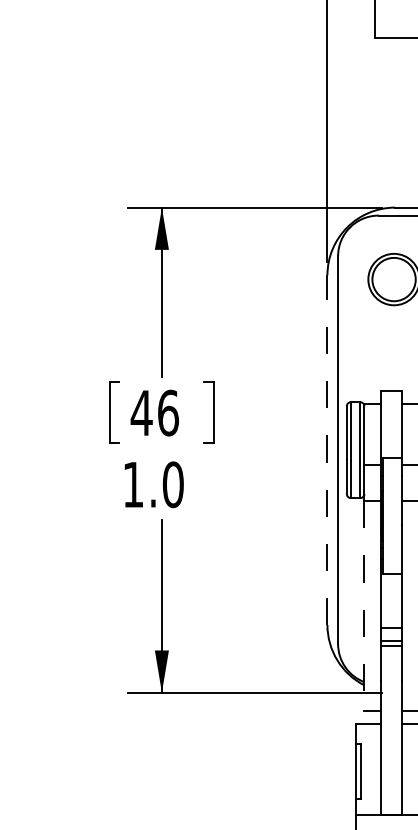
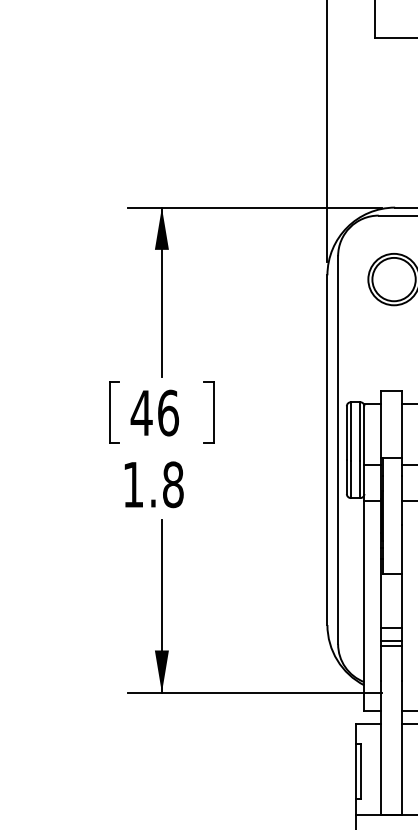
line: dashed -> solid (327, 450)
text: 1.0 -> 1.8 (172, 484)
line: dashed -> solid (364, 605)
